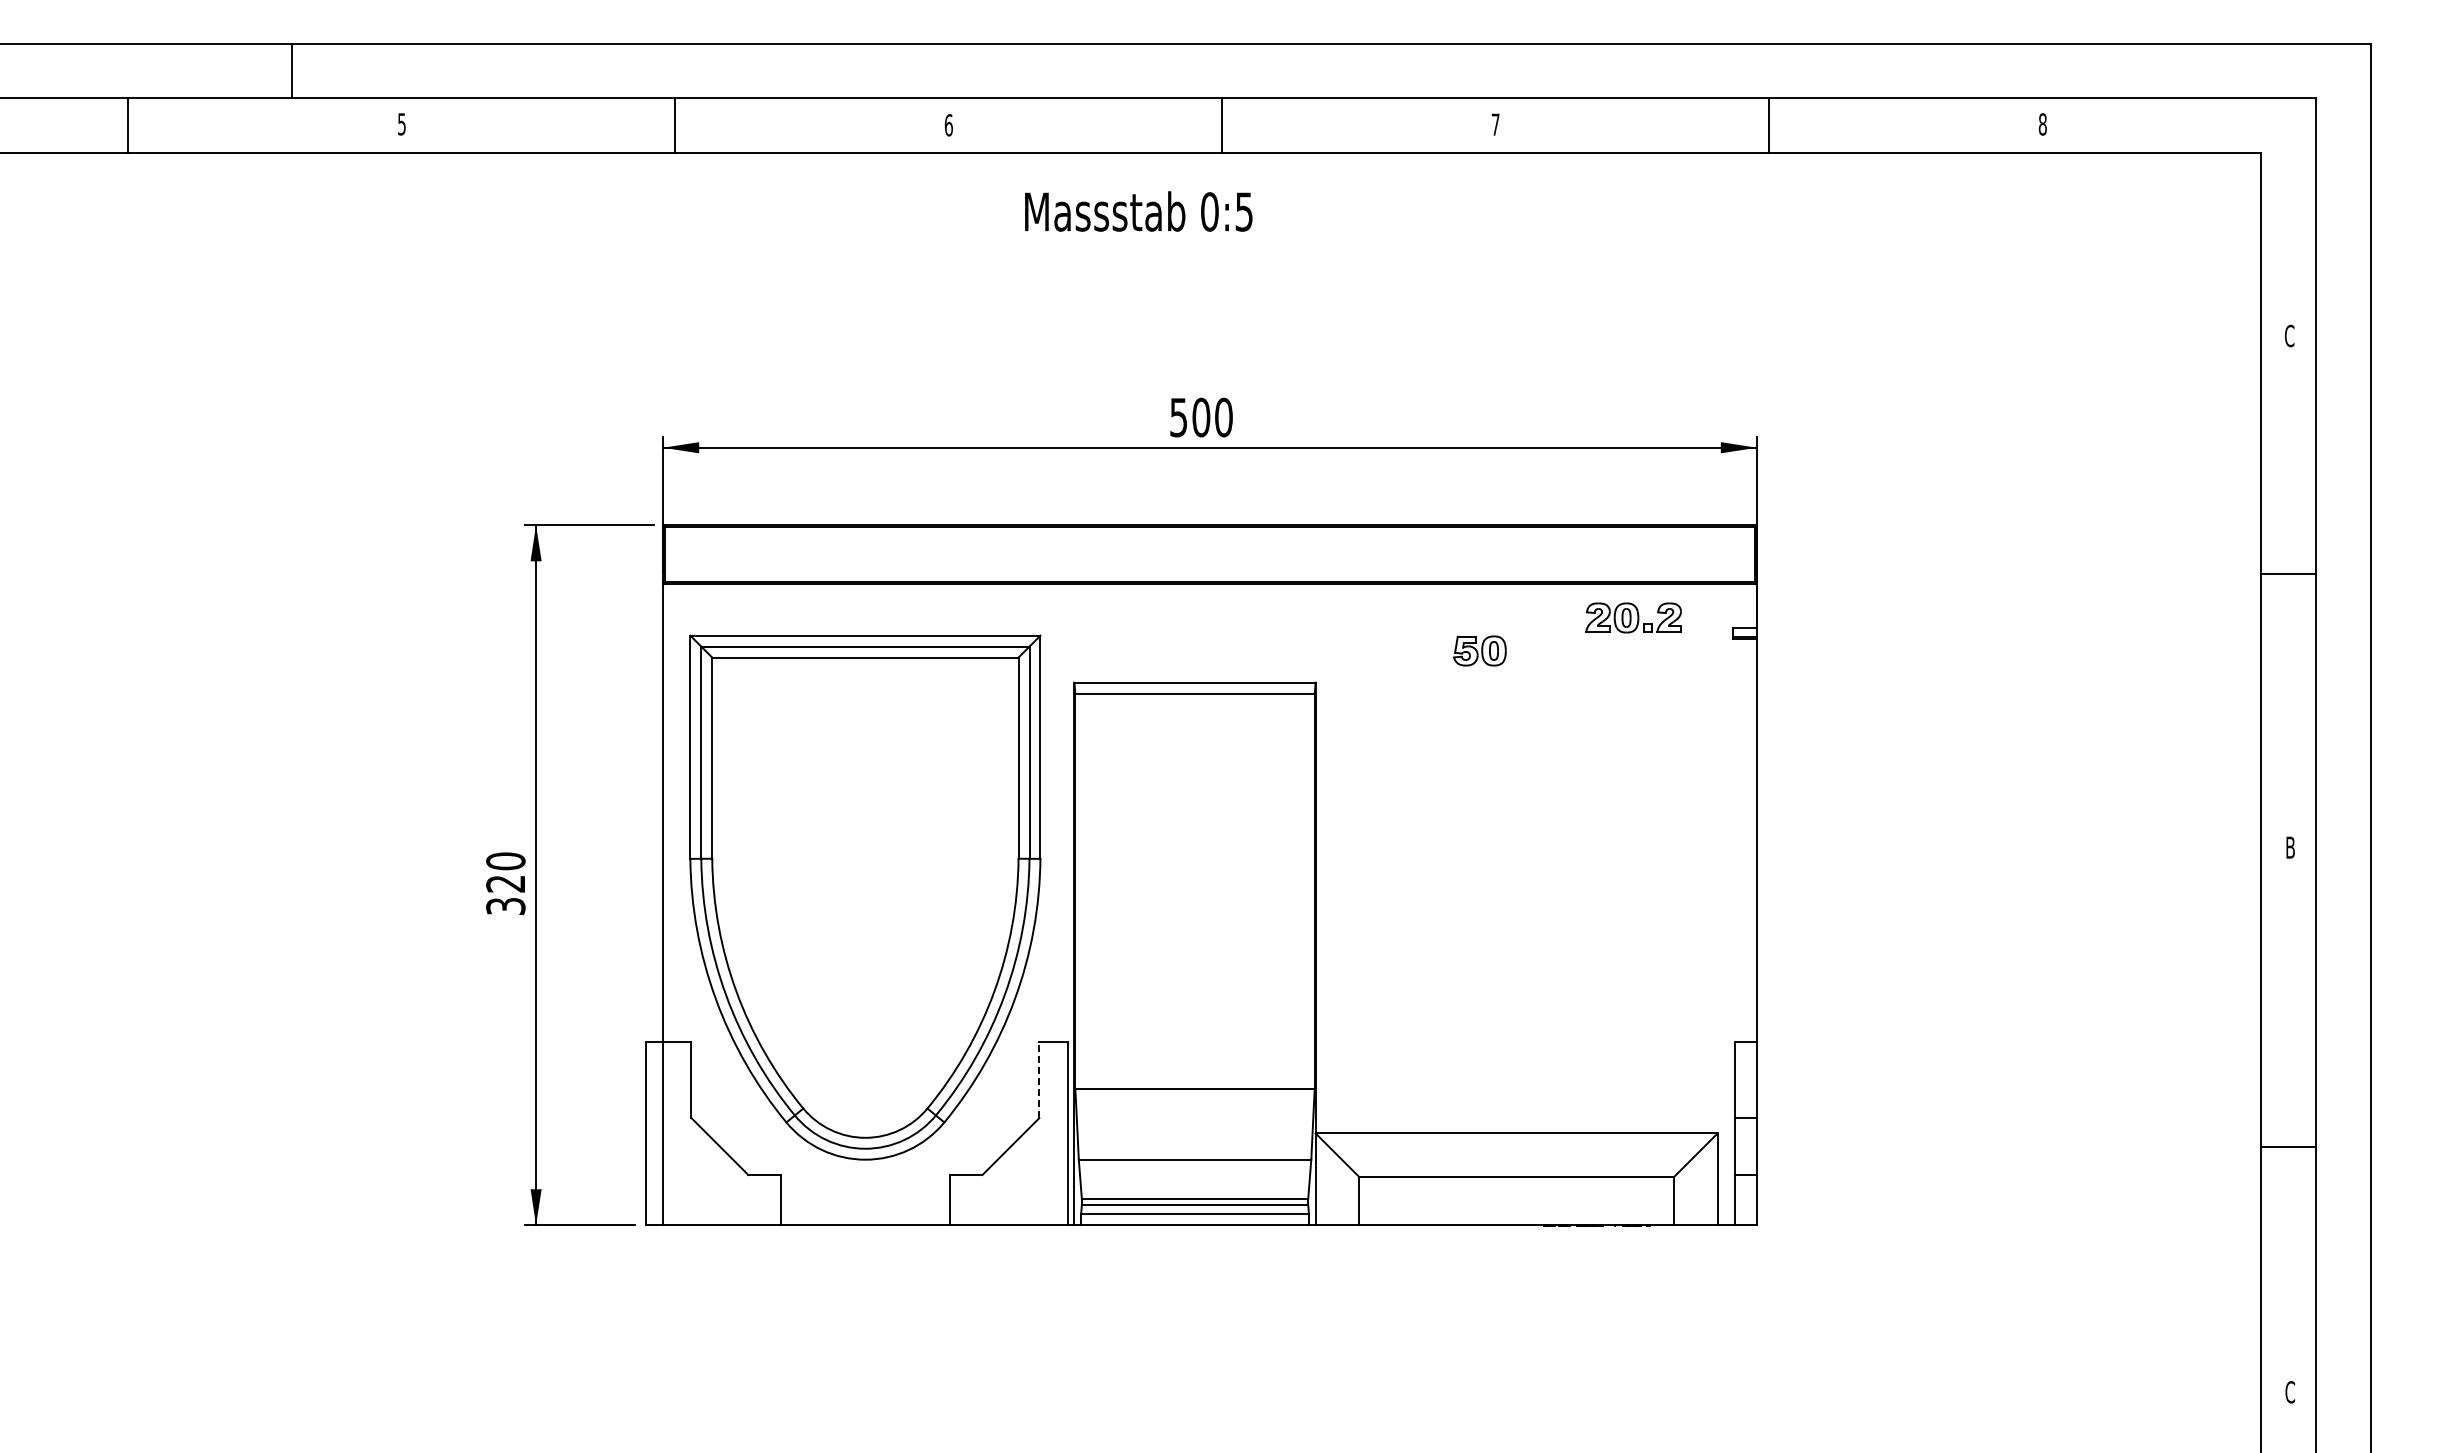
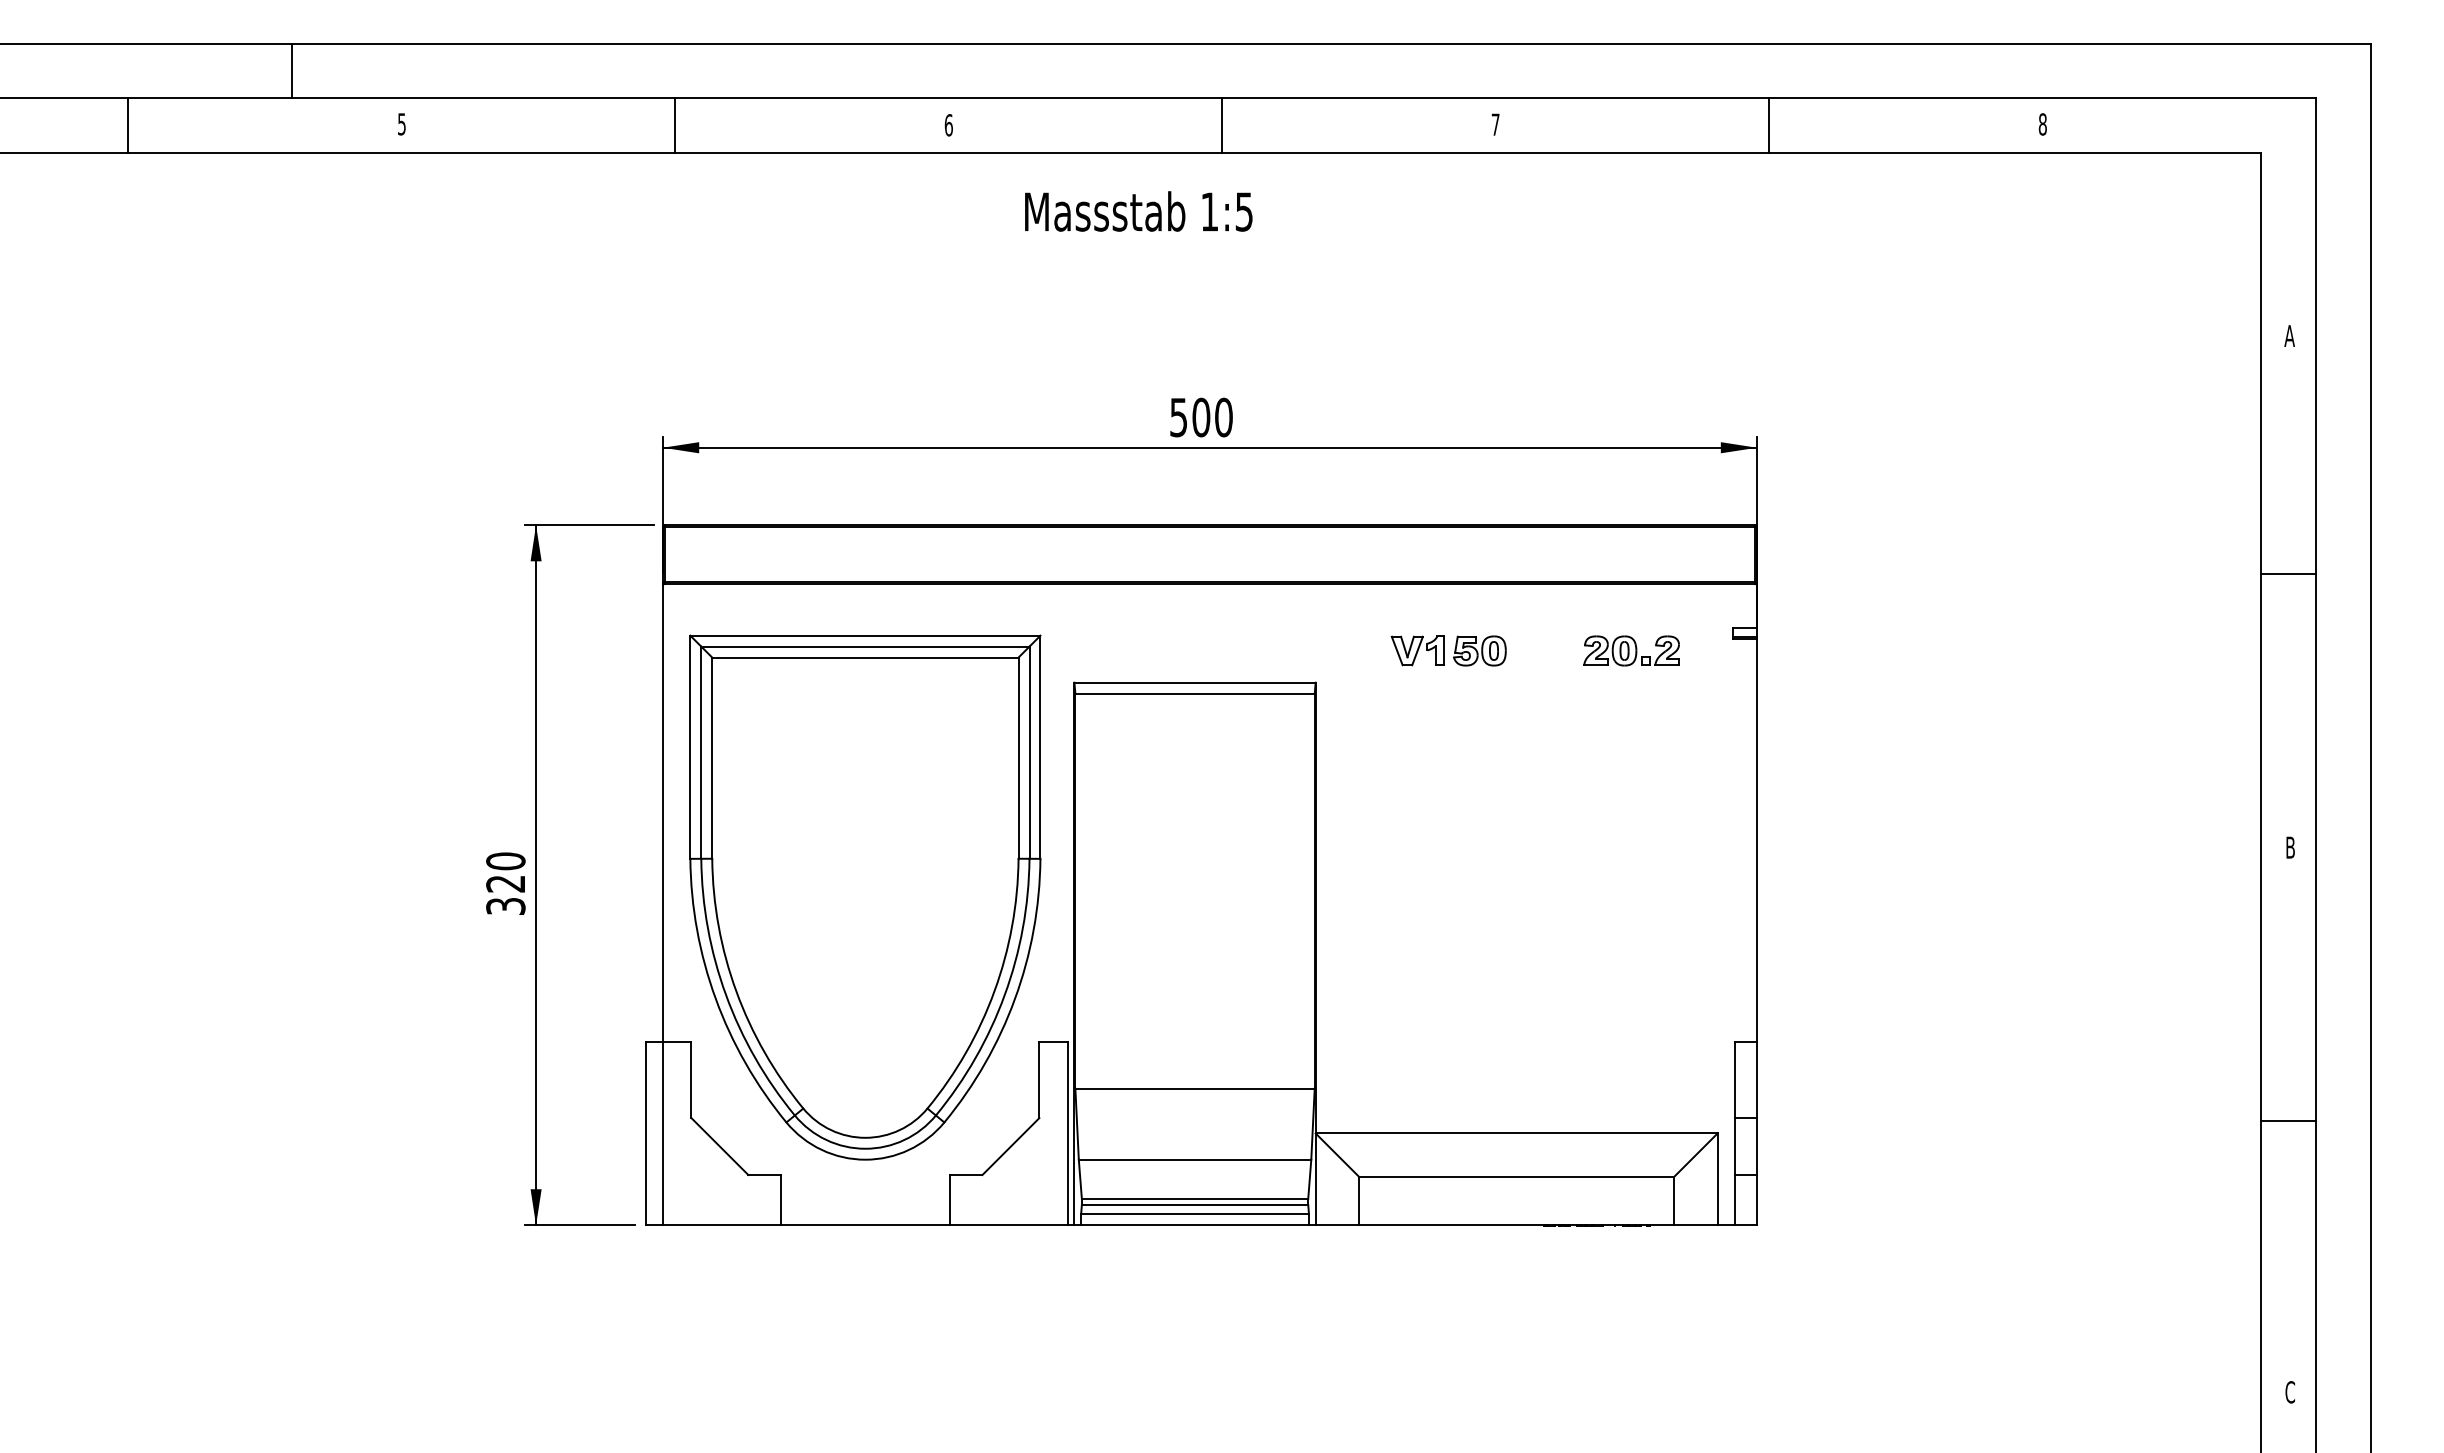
text: 0:5 -> 1:5 (1209, 211)
text: C -> A (2289, 335)
part position: (1633, 617) -> (1631, 650) (1631, 650)
part: none -> present (1417, 650)
line: dashed -> solid (1039, 1079)
line position: (2288, 1147) -> (2288, 1121) (2288, 1121)
